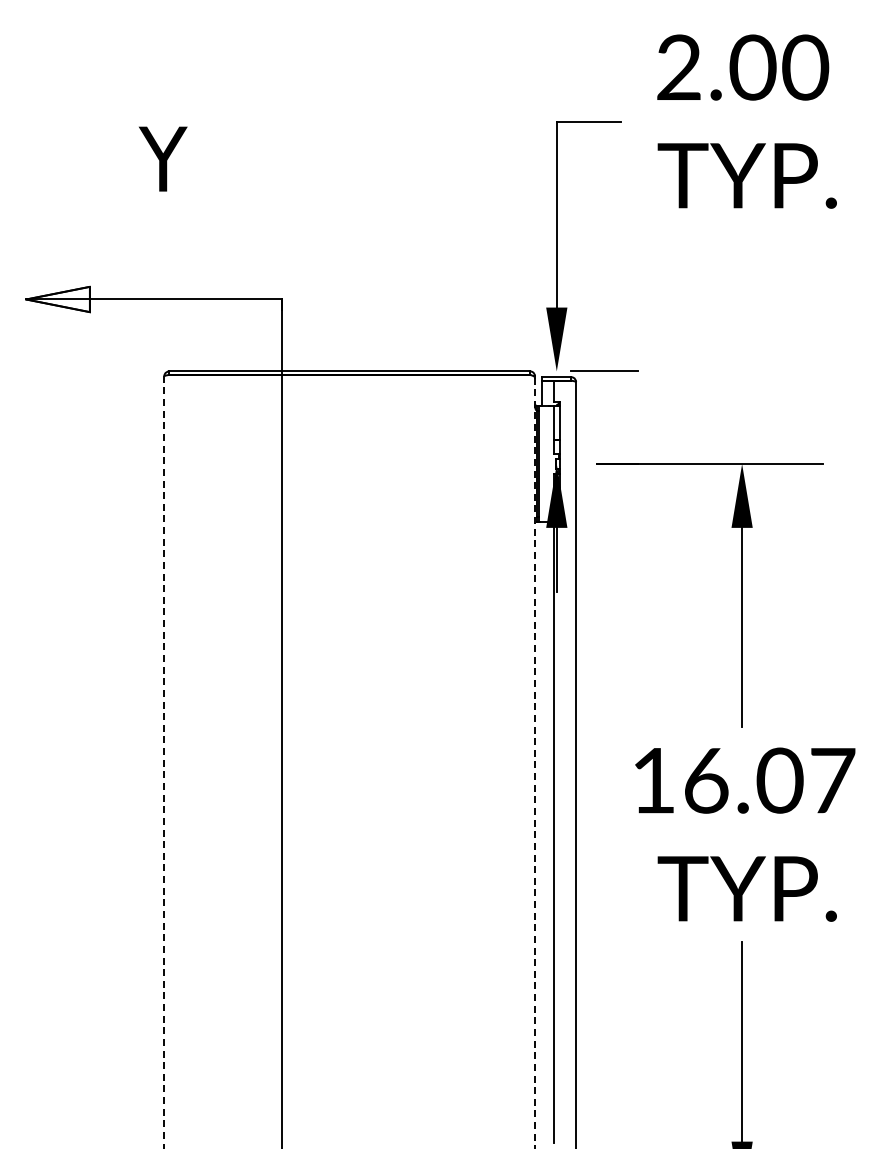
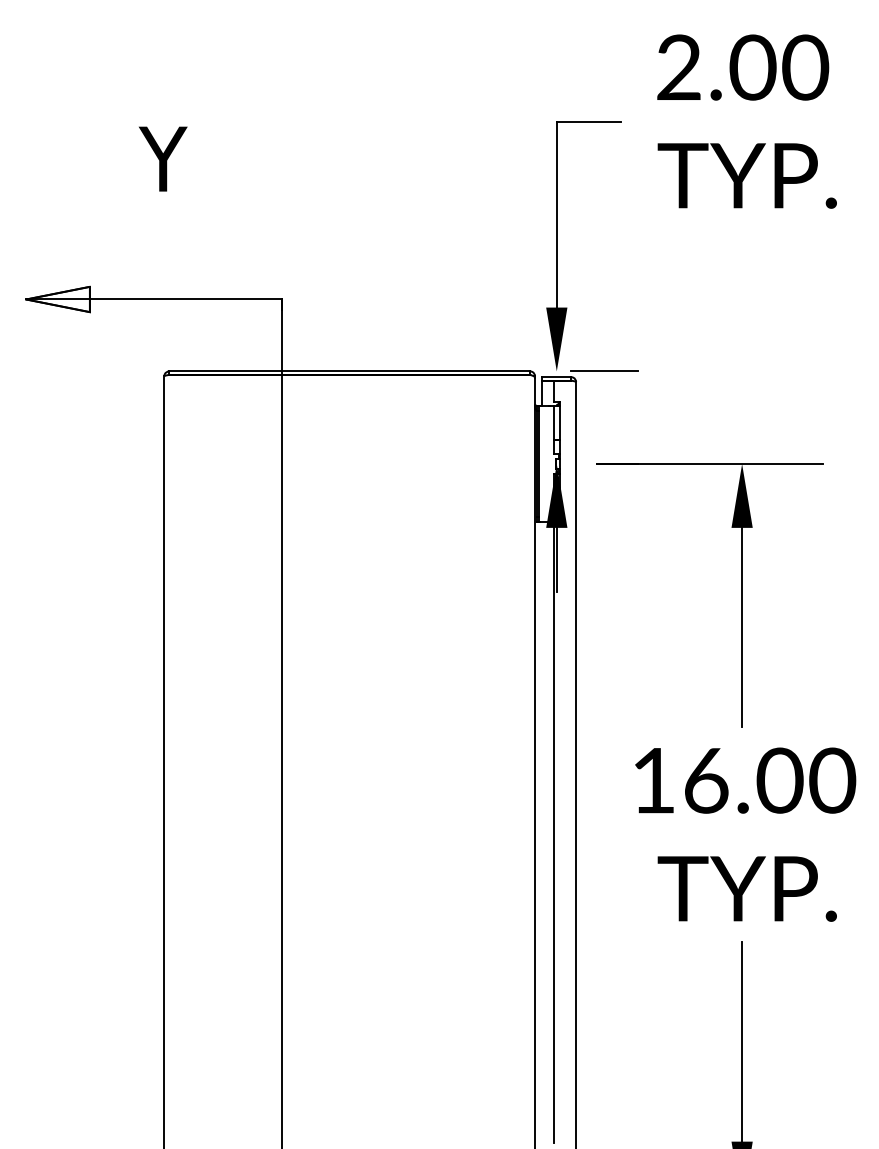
line: dashed -> solid (164, 762)
line: dashed -> solid (535, 763)
text: 16.07 -> 16.00 (832, 780)
